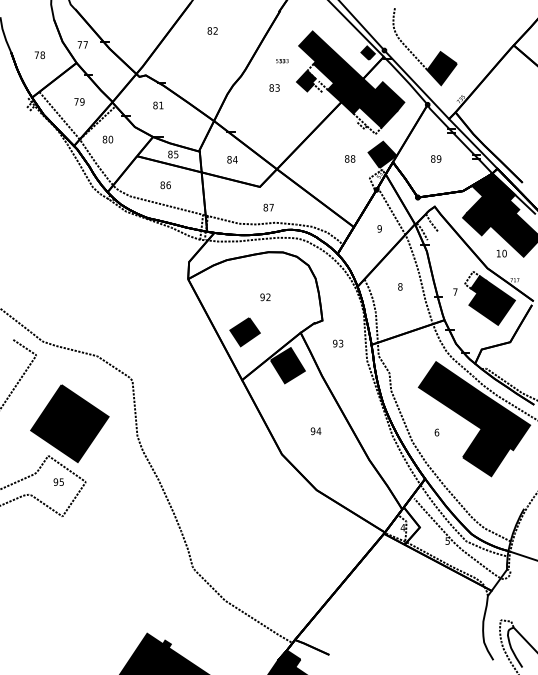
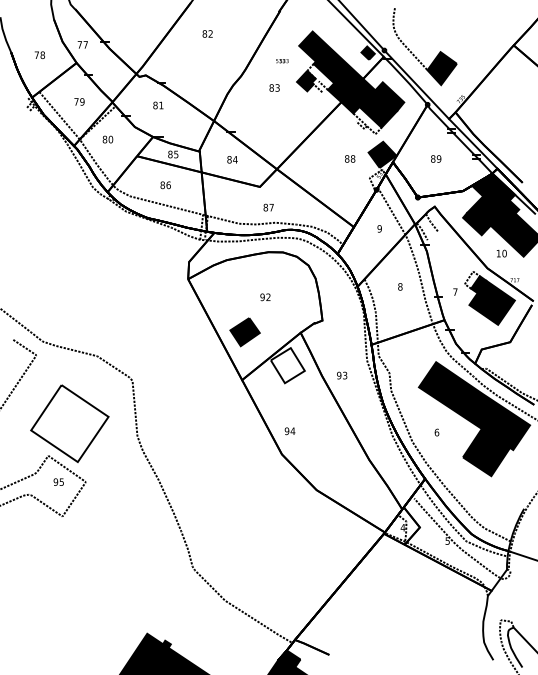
text position: (212, 30) -> (207, 33) (207, 33)
text position: (338, 343) -> (342, 375) (342, 375)
fill: present -> none (287, 365)
fill: present -> none (69, 423)
text position: (315, 431) -> (289, 431) (289, 431)
